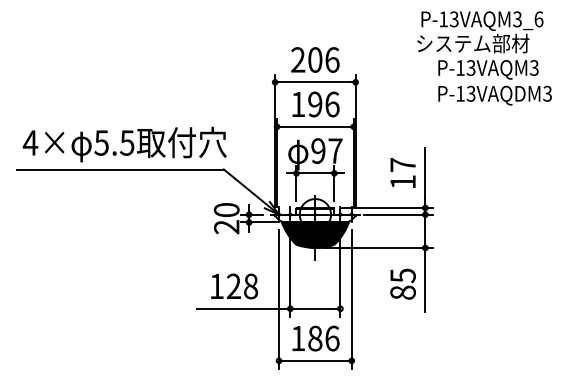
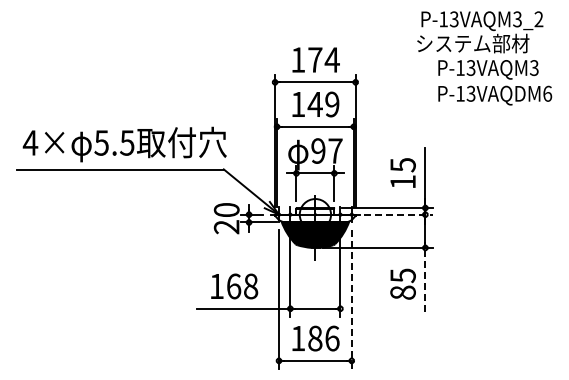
text: P-13VAQM3_6 -> P-13VAQM3_2 (538, 19)
text: 206 -> 174 (315, 59)
text: P-13VAQDM3 -> P-13VAQDM6 (547, 93)
text: 196 -> 149 (323, 104)
text: 17 -> 15 (402, 165)
line: solid -> dashed (398, 214)
line: solid -> dashed (425, 279)
text: 128 -> 168 (233, 286)
line: solid -> dashed (351, 300)
